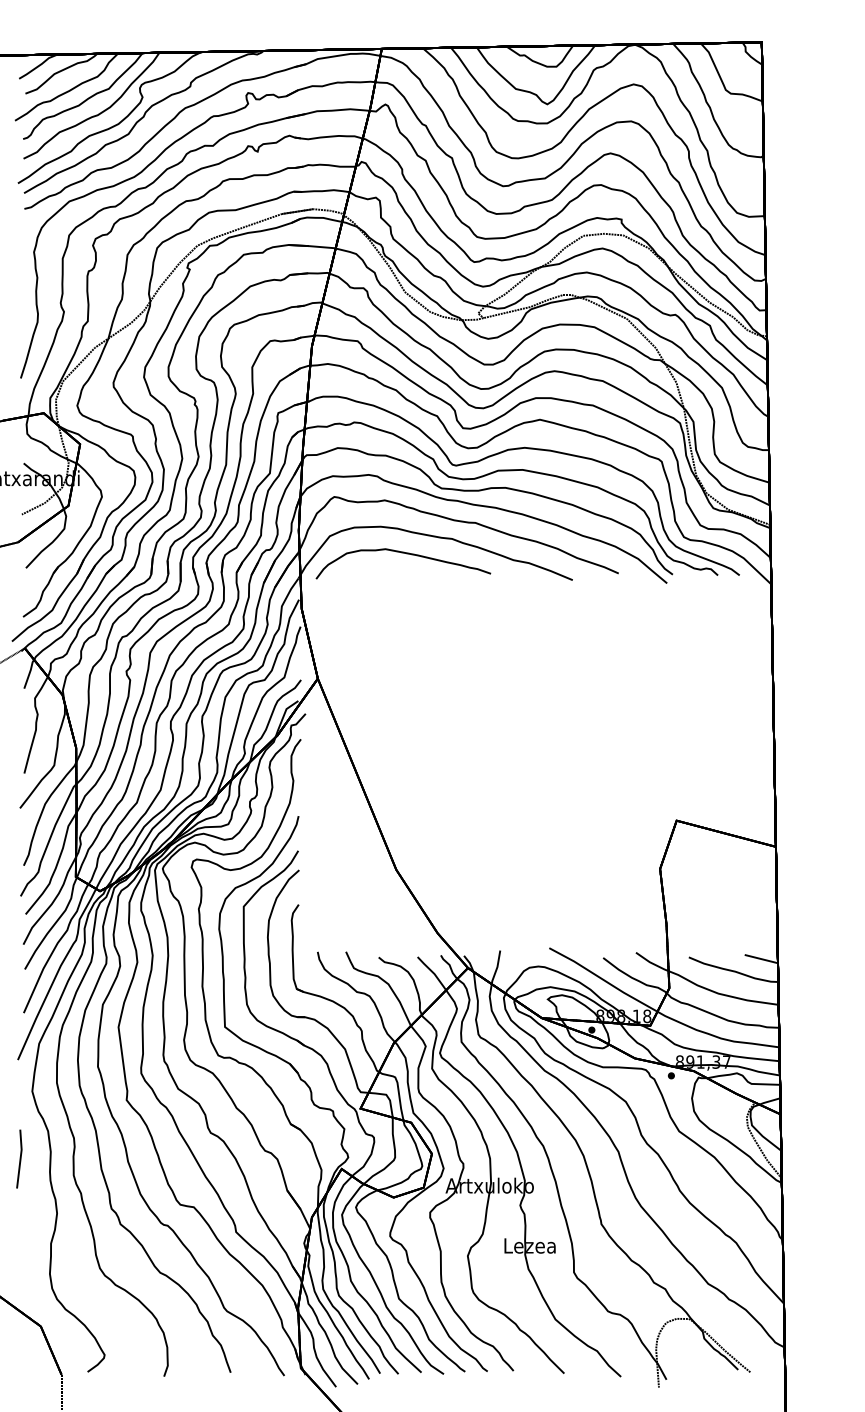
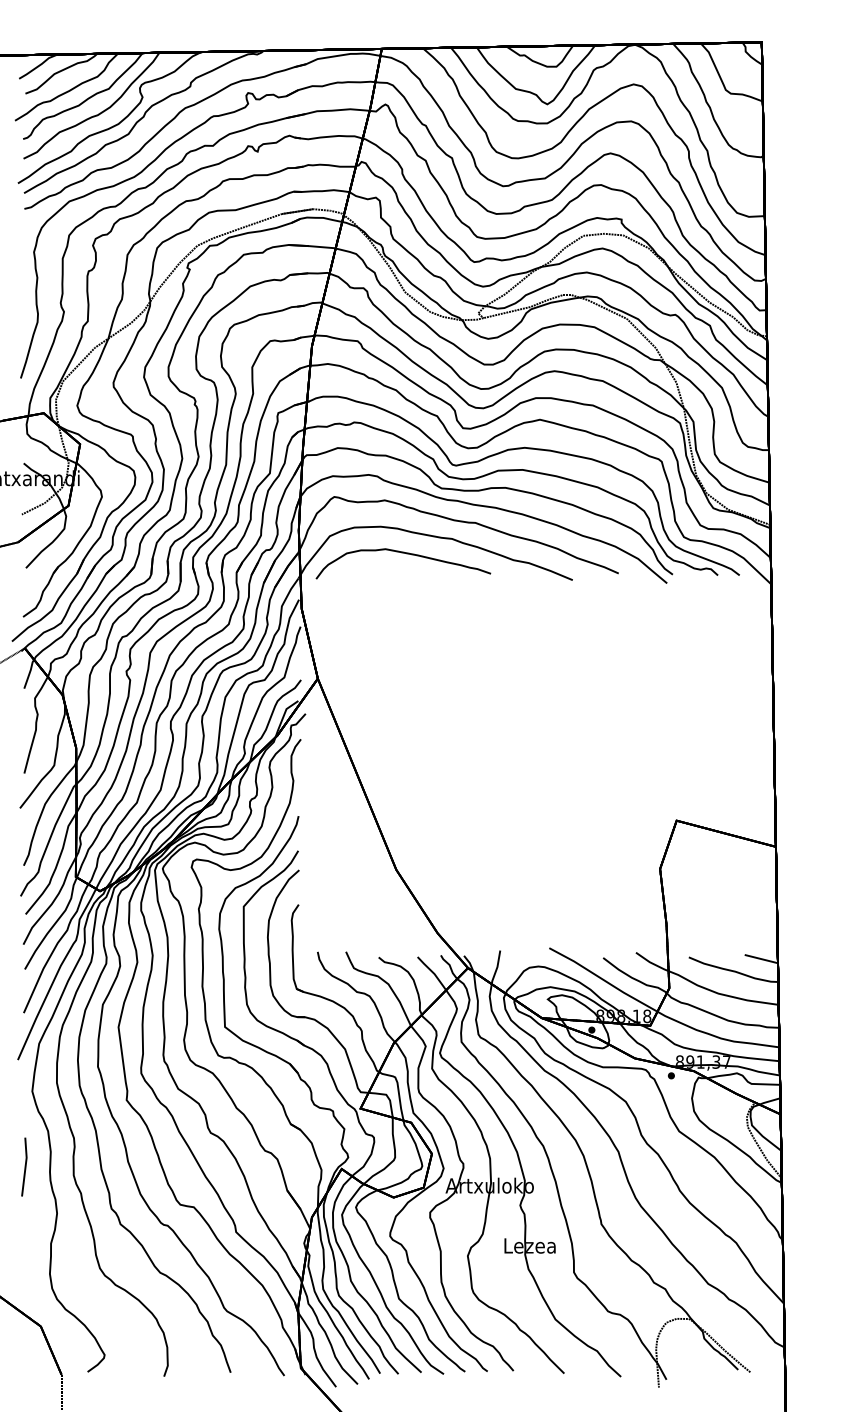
line position: (19, 1158) -> (24, 1166) (24, 1166)
